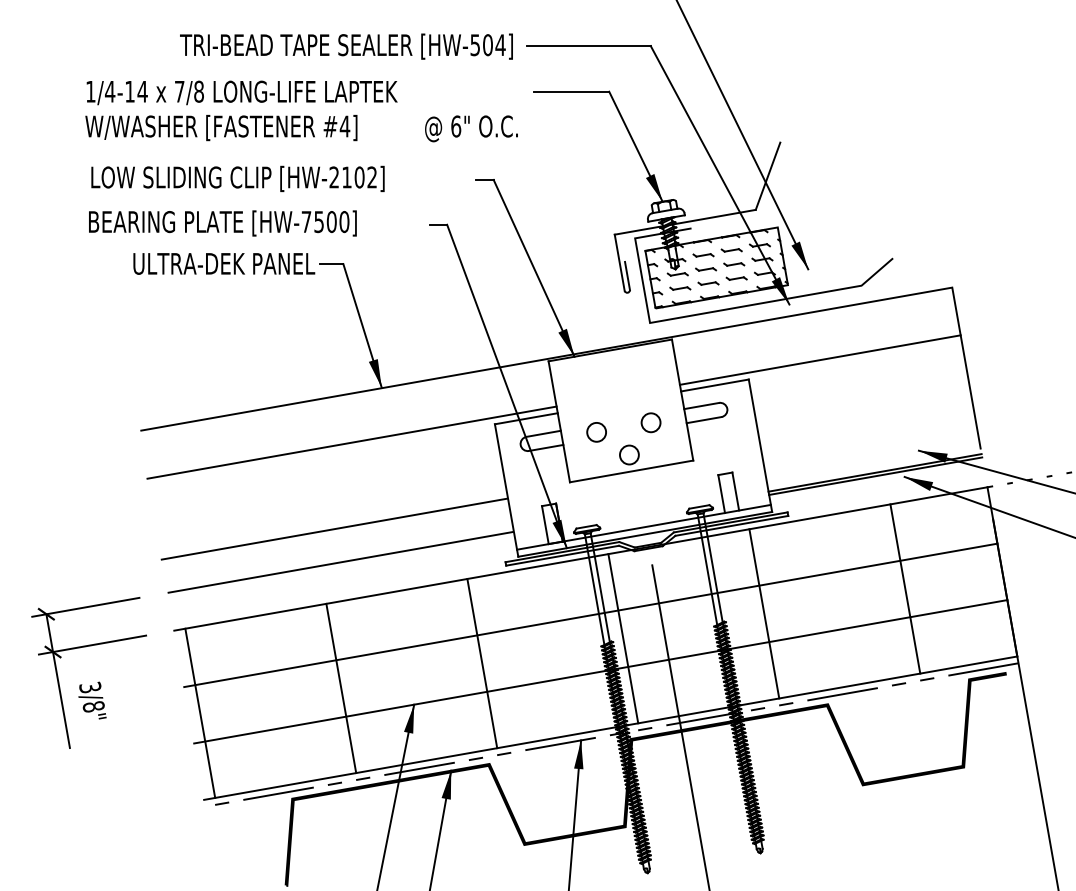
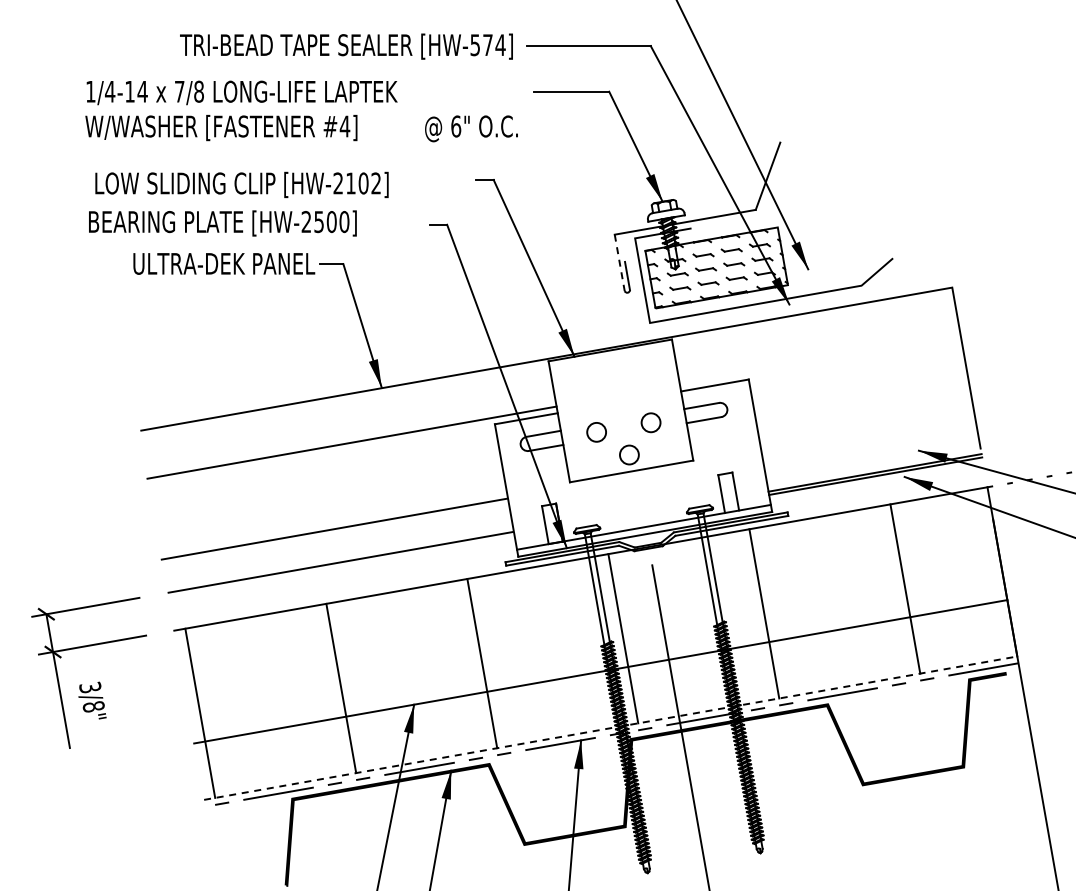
text: [HW-504] -> [HW-574] (487, 45)
text position: (237, 178) -> (241, 184) (241, 184)
text: [HW-7500] -> [HW-2500] (306, 221)
line: solid -> dashed (619, 262)
line: present -> none (819, 359)
line: present -> none (590, 615)
line: solid -> dashed (610, 728)
